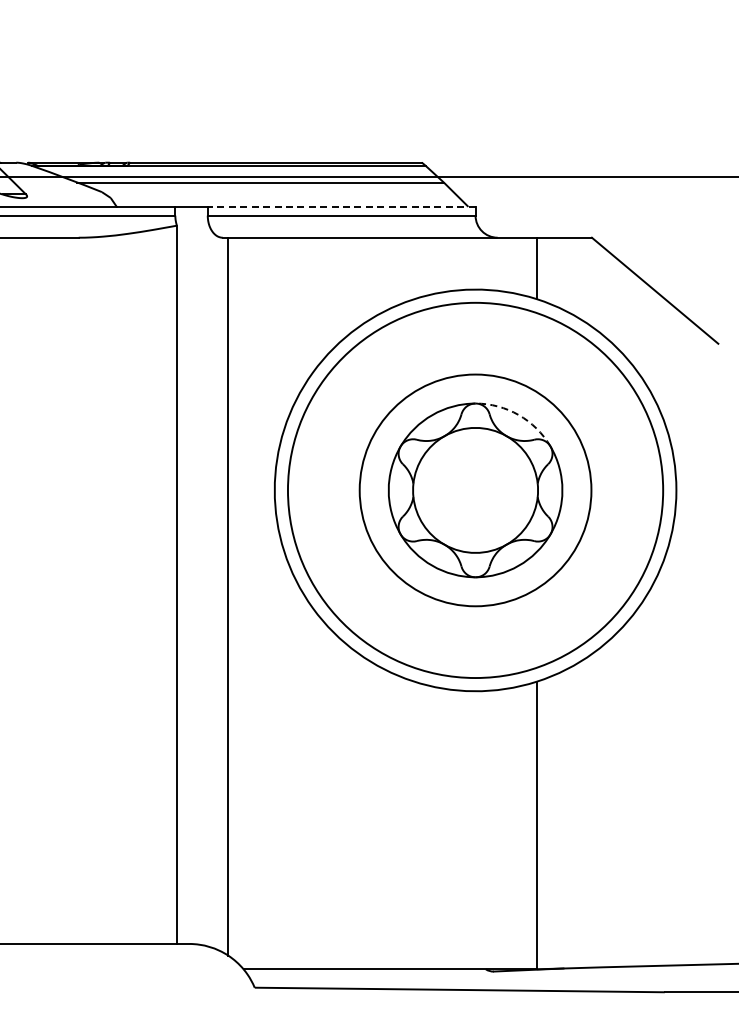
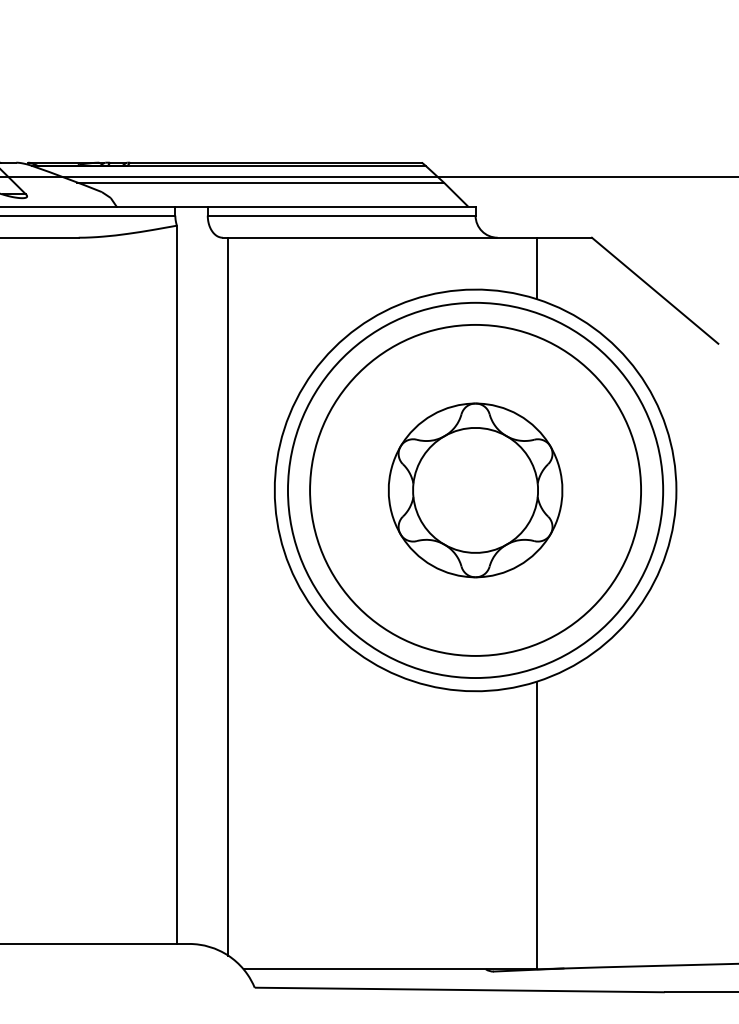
line: dashed -> solid (341, 206)
arc: dashed -> solid (518, 415)
circle diameter: 232 px -> 331 px (475, 489)
